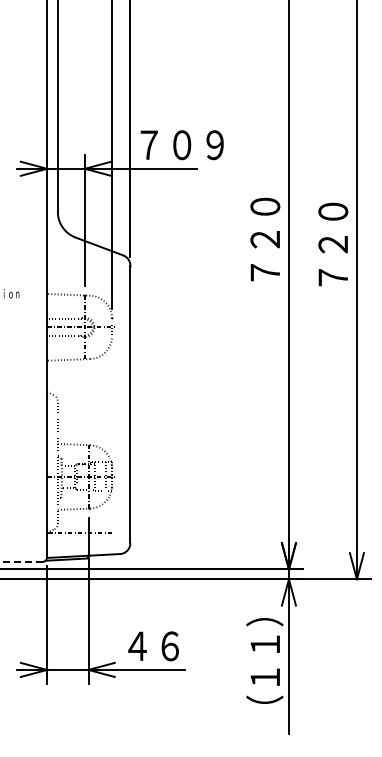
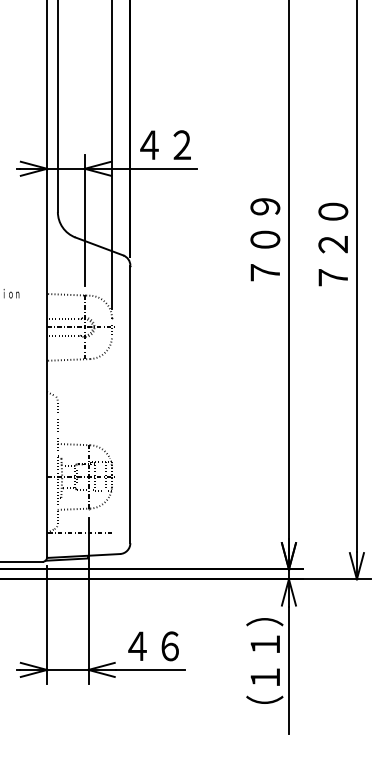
text: ７０９ -> ４２ (181, 145)
text: ７２０ -> ７０９ (265, 222)
line: dashed -> solid (21, 561)
